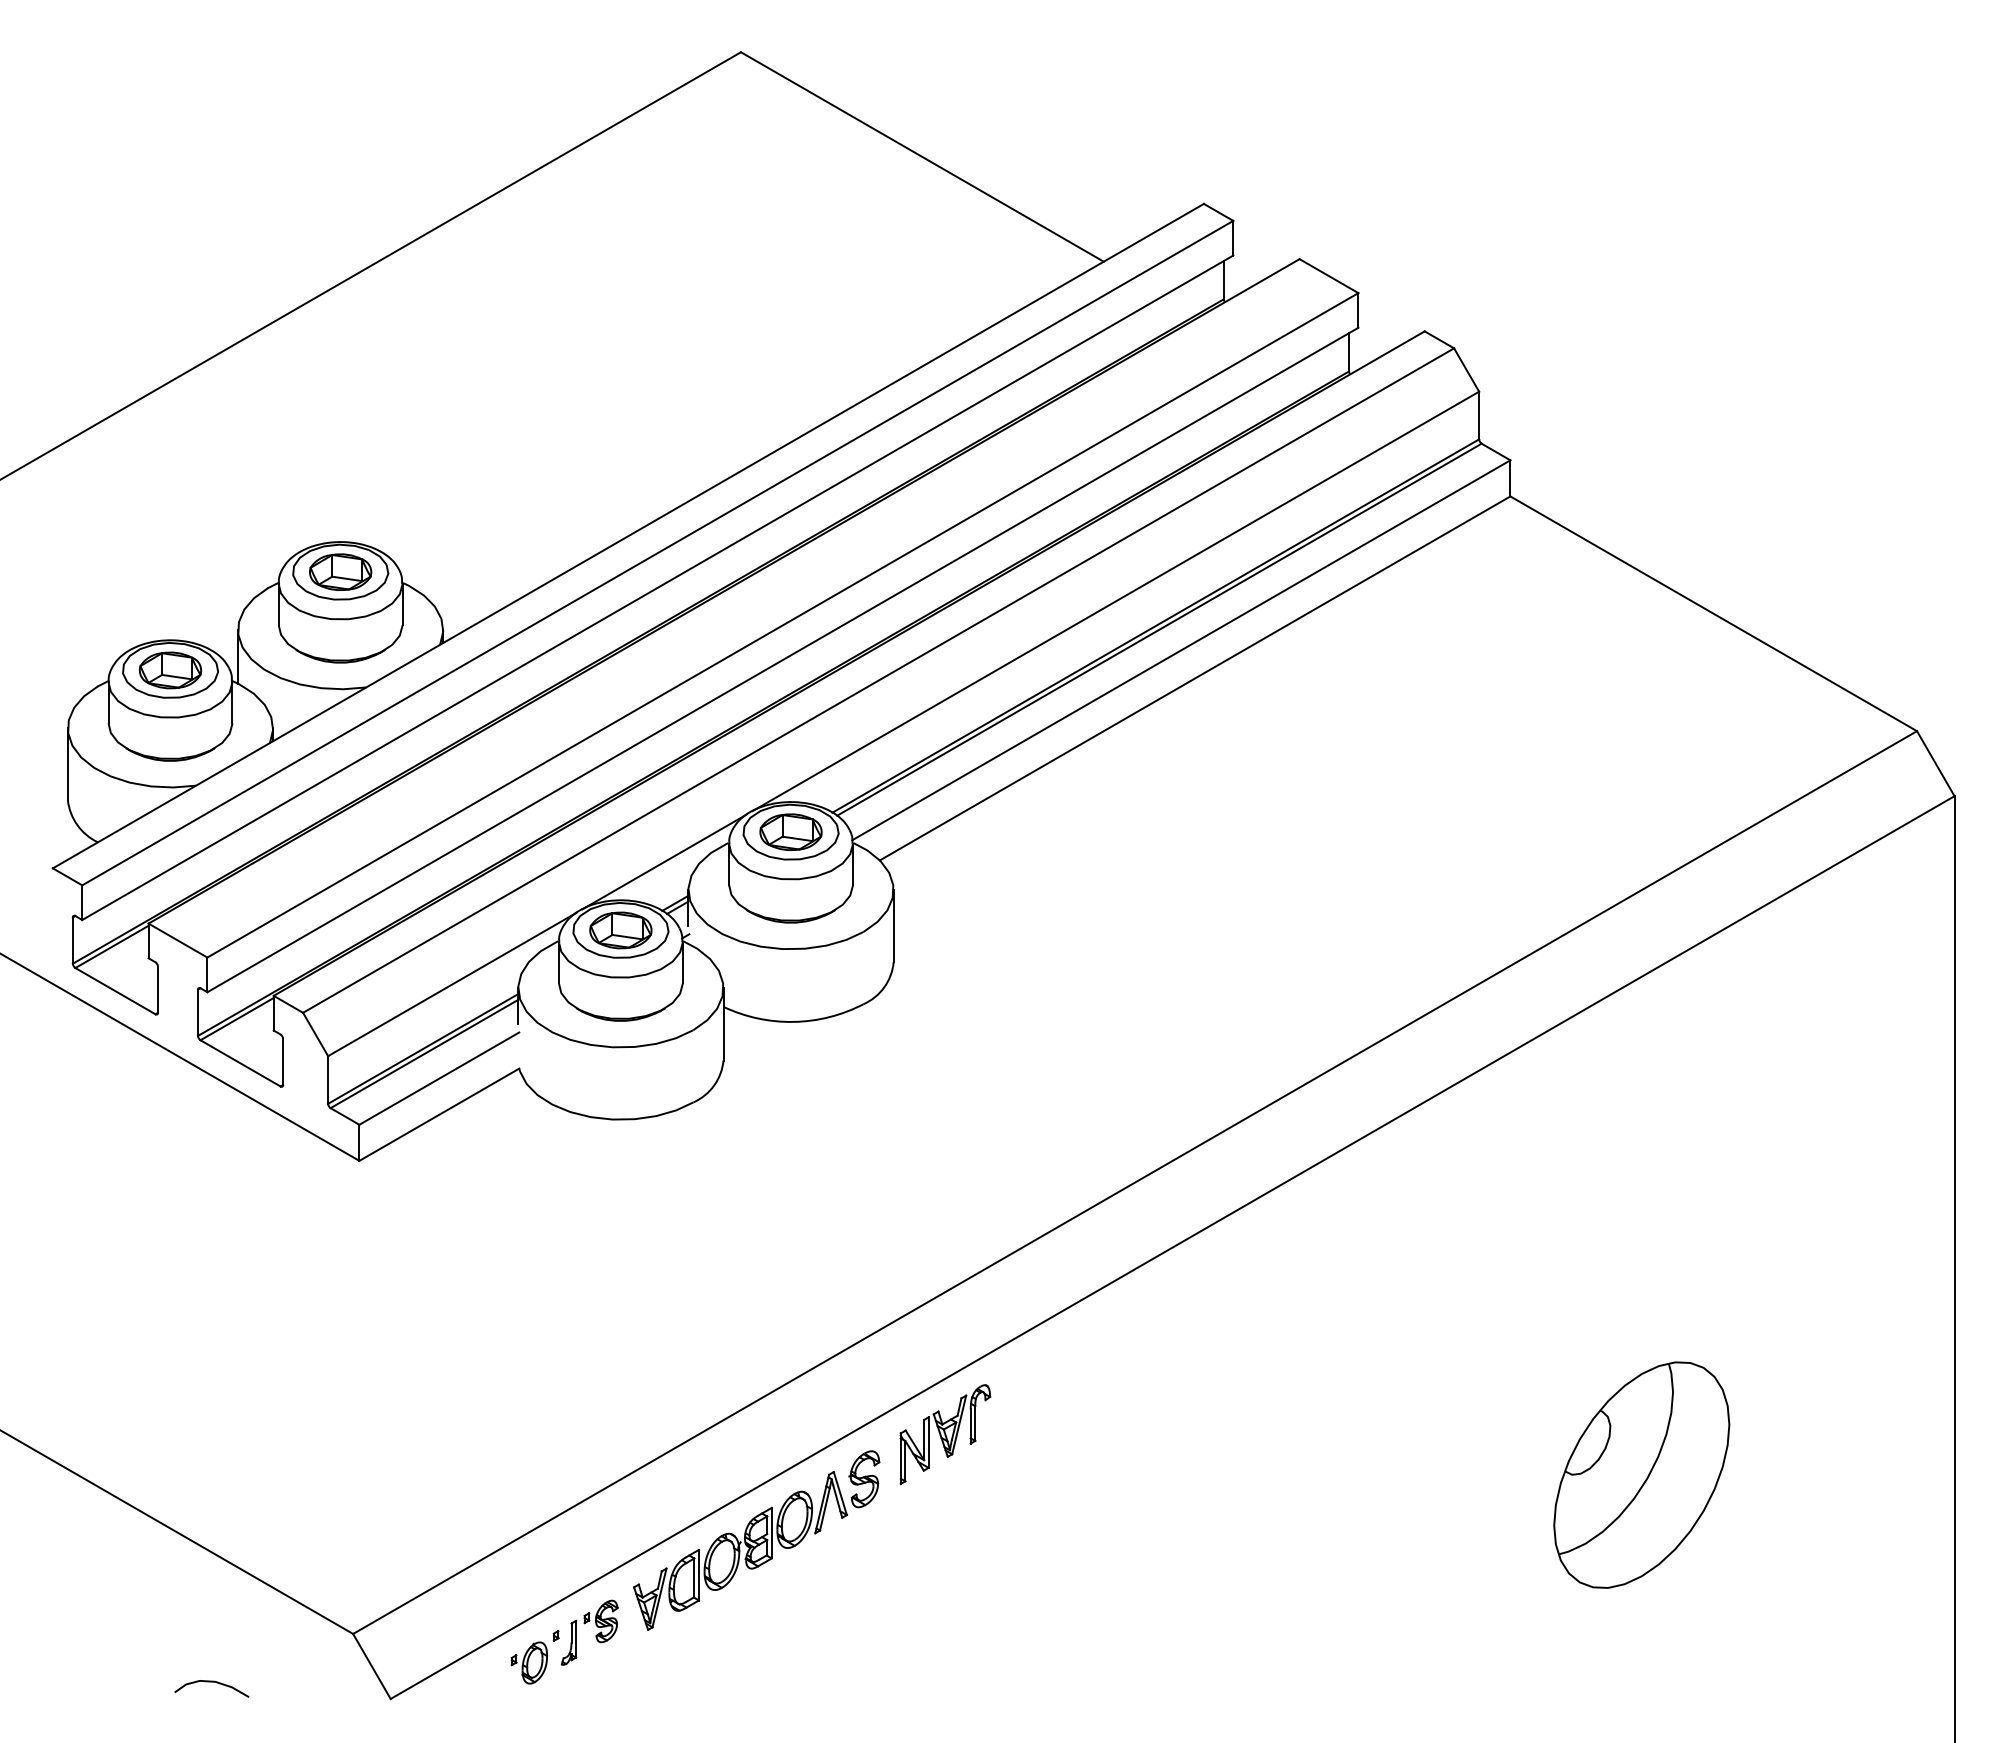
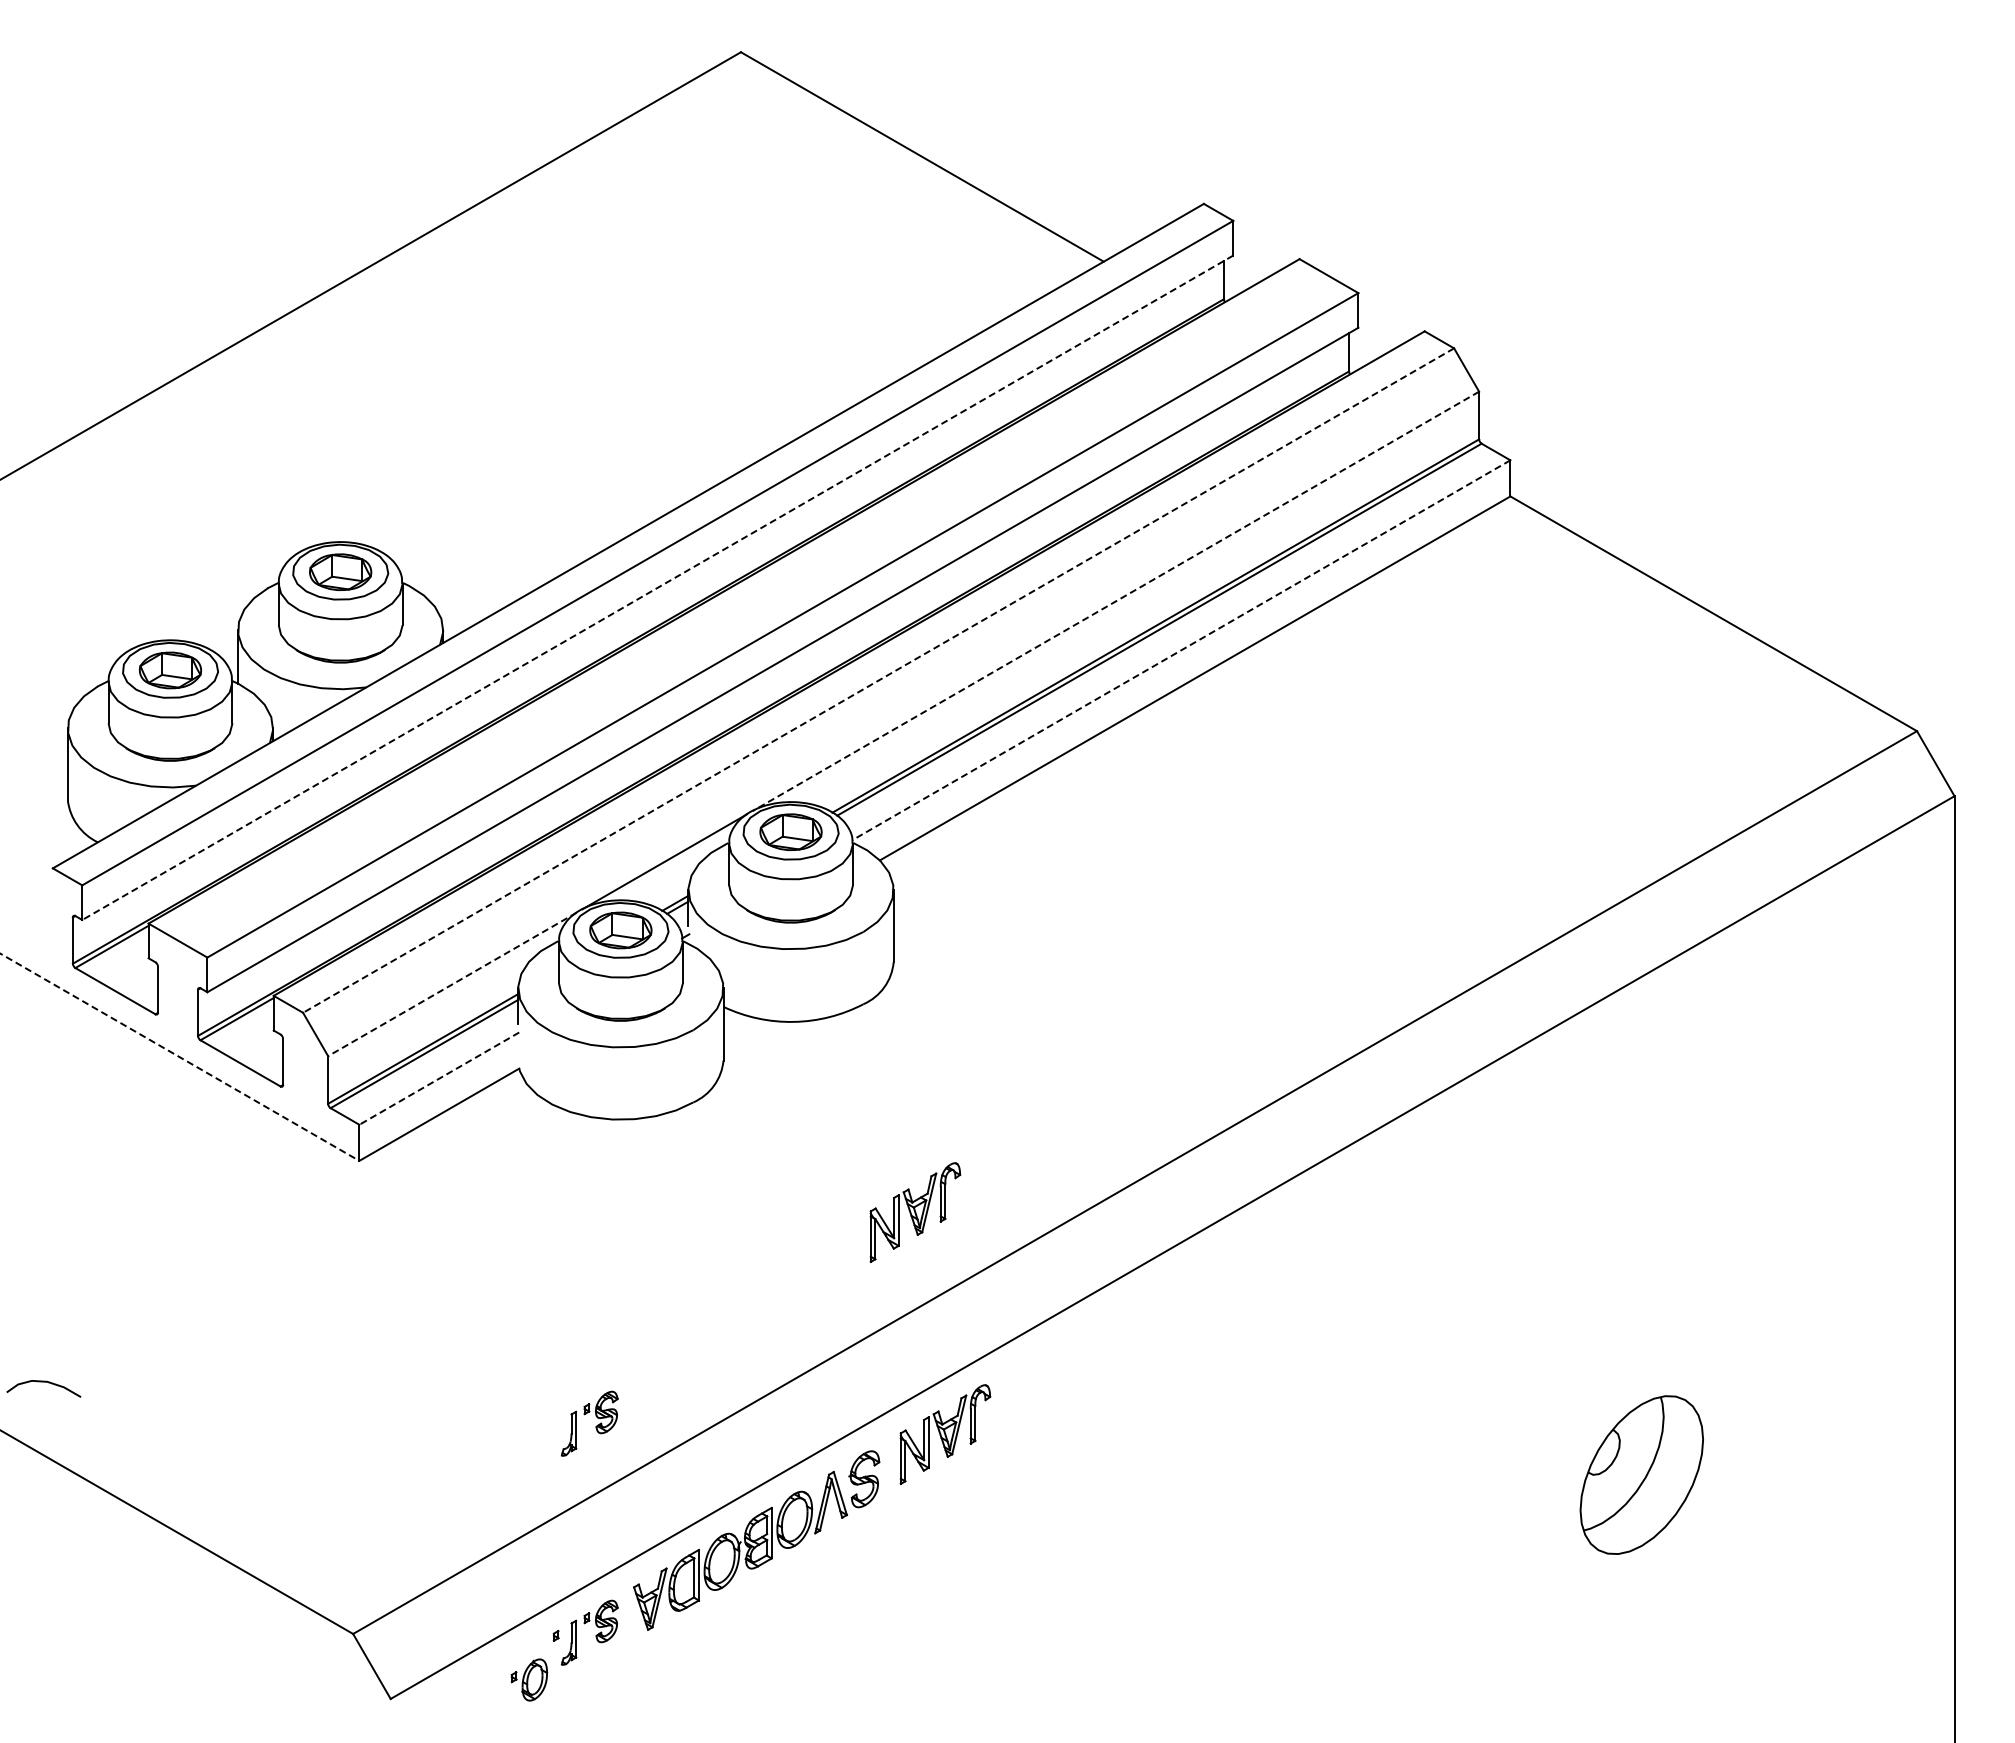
line: solid -> dashed (657, 587)
line: solid -> dashed (1115, 601)
line: solid -> dashed (1181, 650)
line: solid -> dashed (878, 680)
line: solid -> dashed (452, 984)
line: solid -> dashed (180, 1057)
line: solid -> dashed (438, 1078)
part: none -> present (915, 1212)
part: none -> present (595, 1426)
part size: 178x228 px -> 125x160 px (1641, 1474)
part position: (529, 1662) -> (529, 1679) (529, 1679)
curve position: (211, 1682) -> (43, 1382) (43, 1382)
